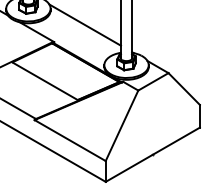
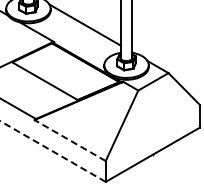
line: solid -> dashed (70, 140)
line: solid -> dashed (52, 151)
